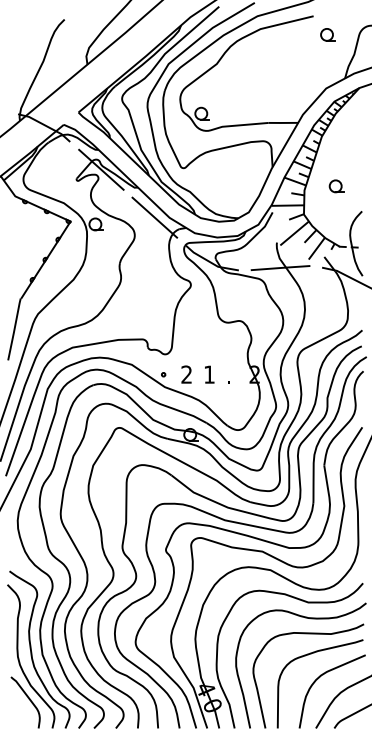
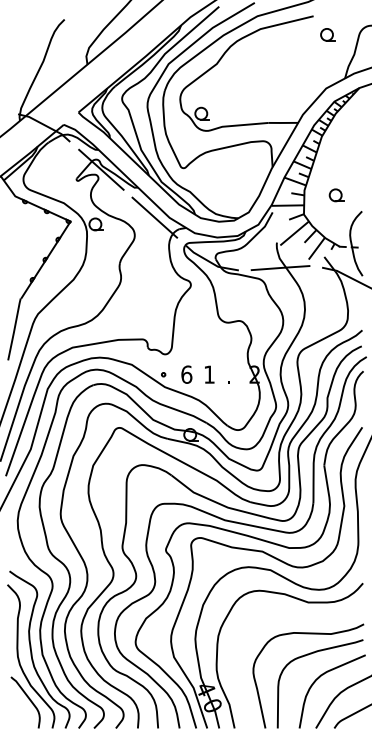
part position: (336, 186) -> (336, 195) (336, 195)
text: 2 -> 6 (186, 374)
curve: present -> none (310, 619)
